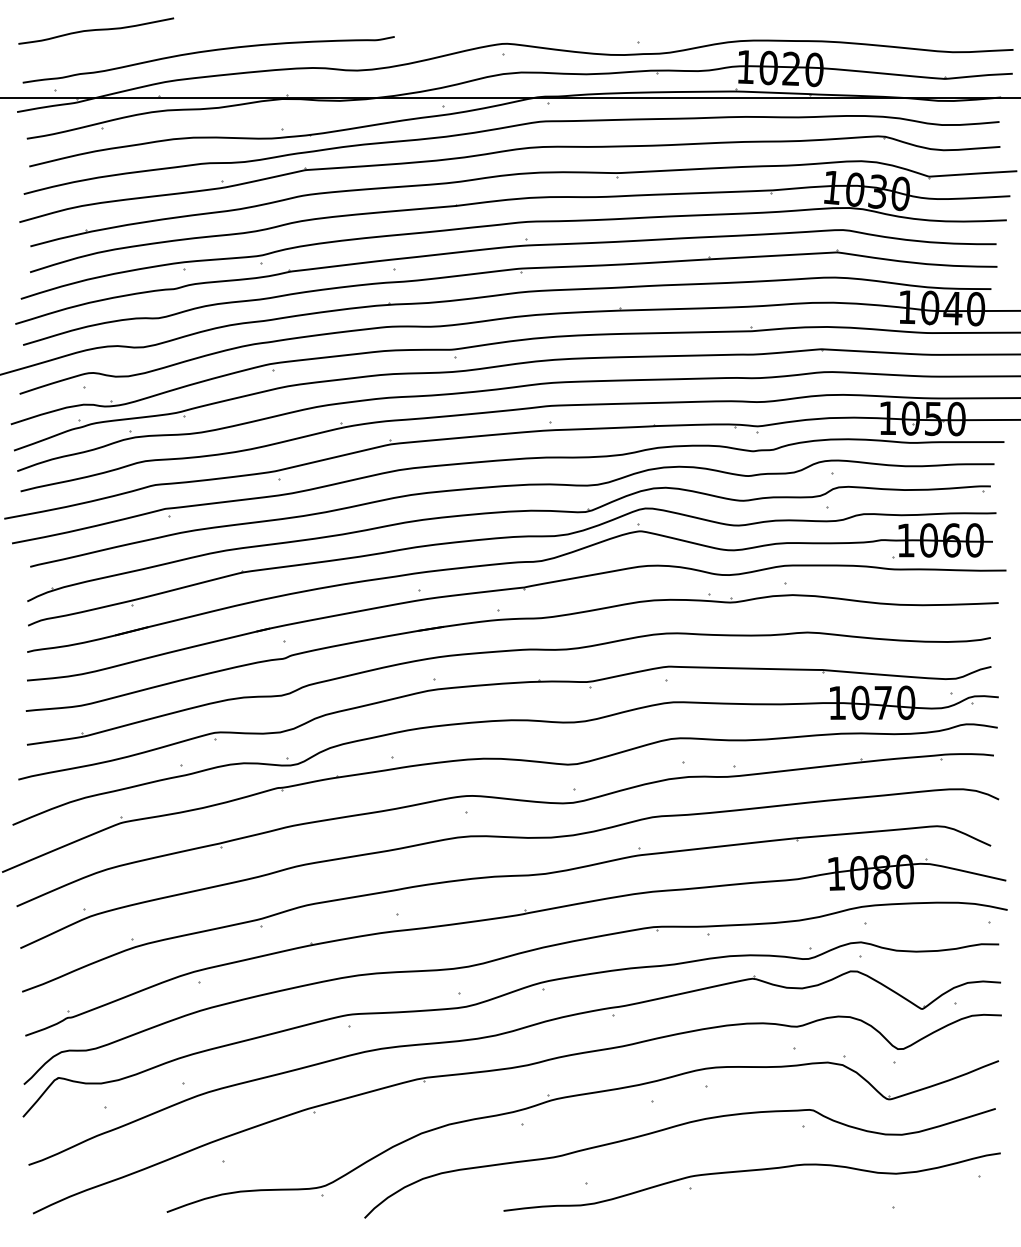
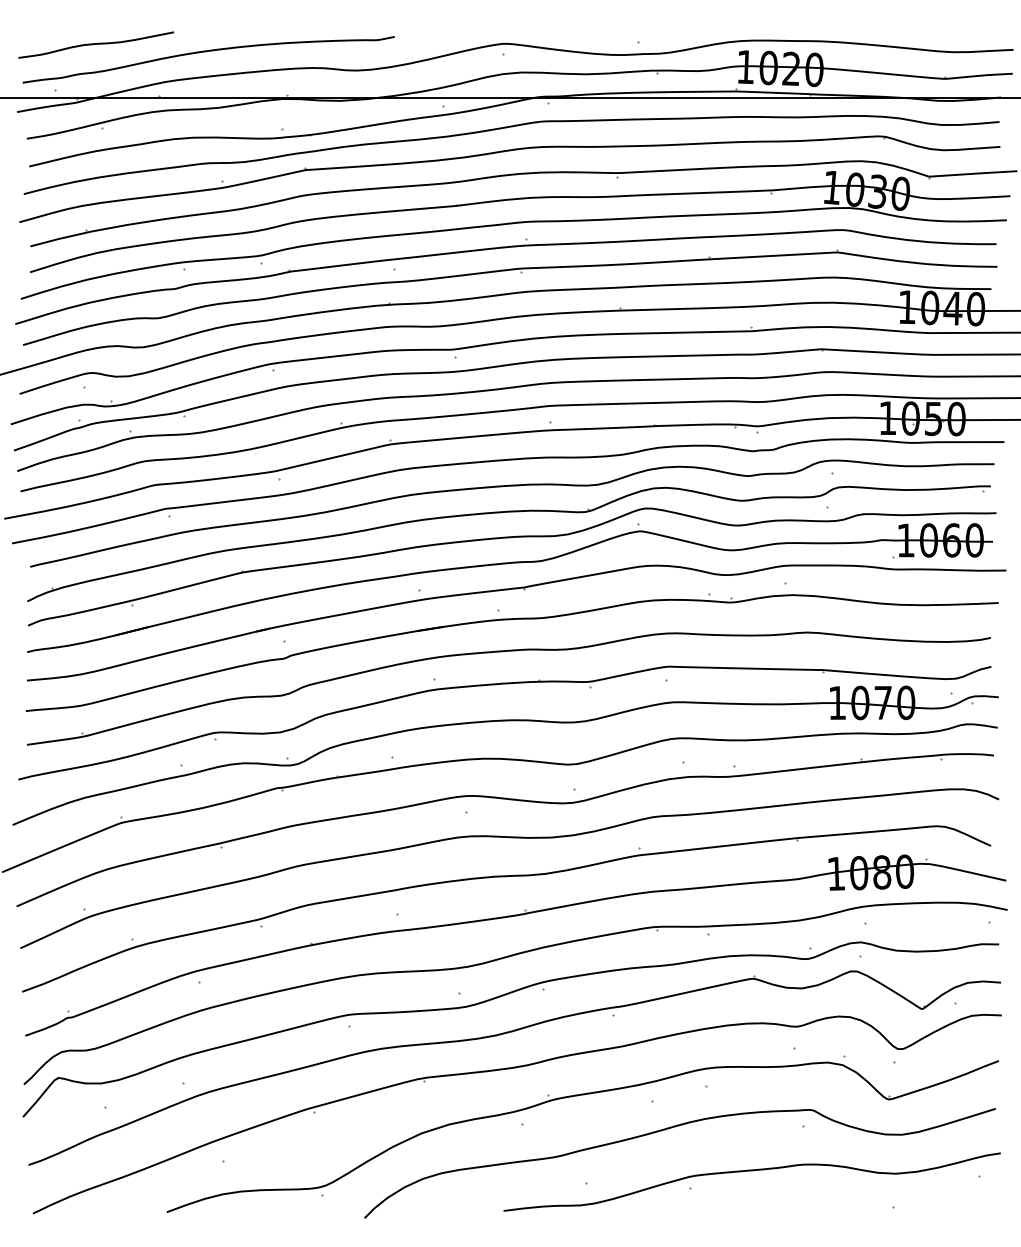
curve position: (96, 30) -> (96, 44) (96, 44)
